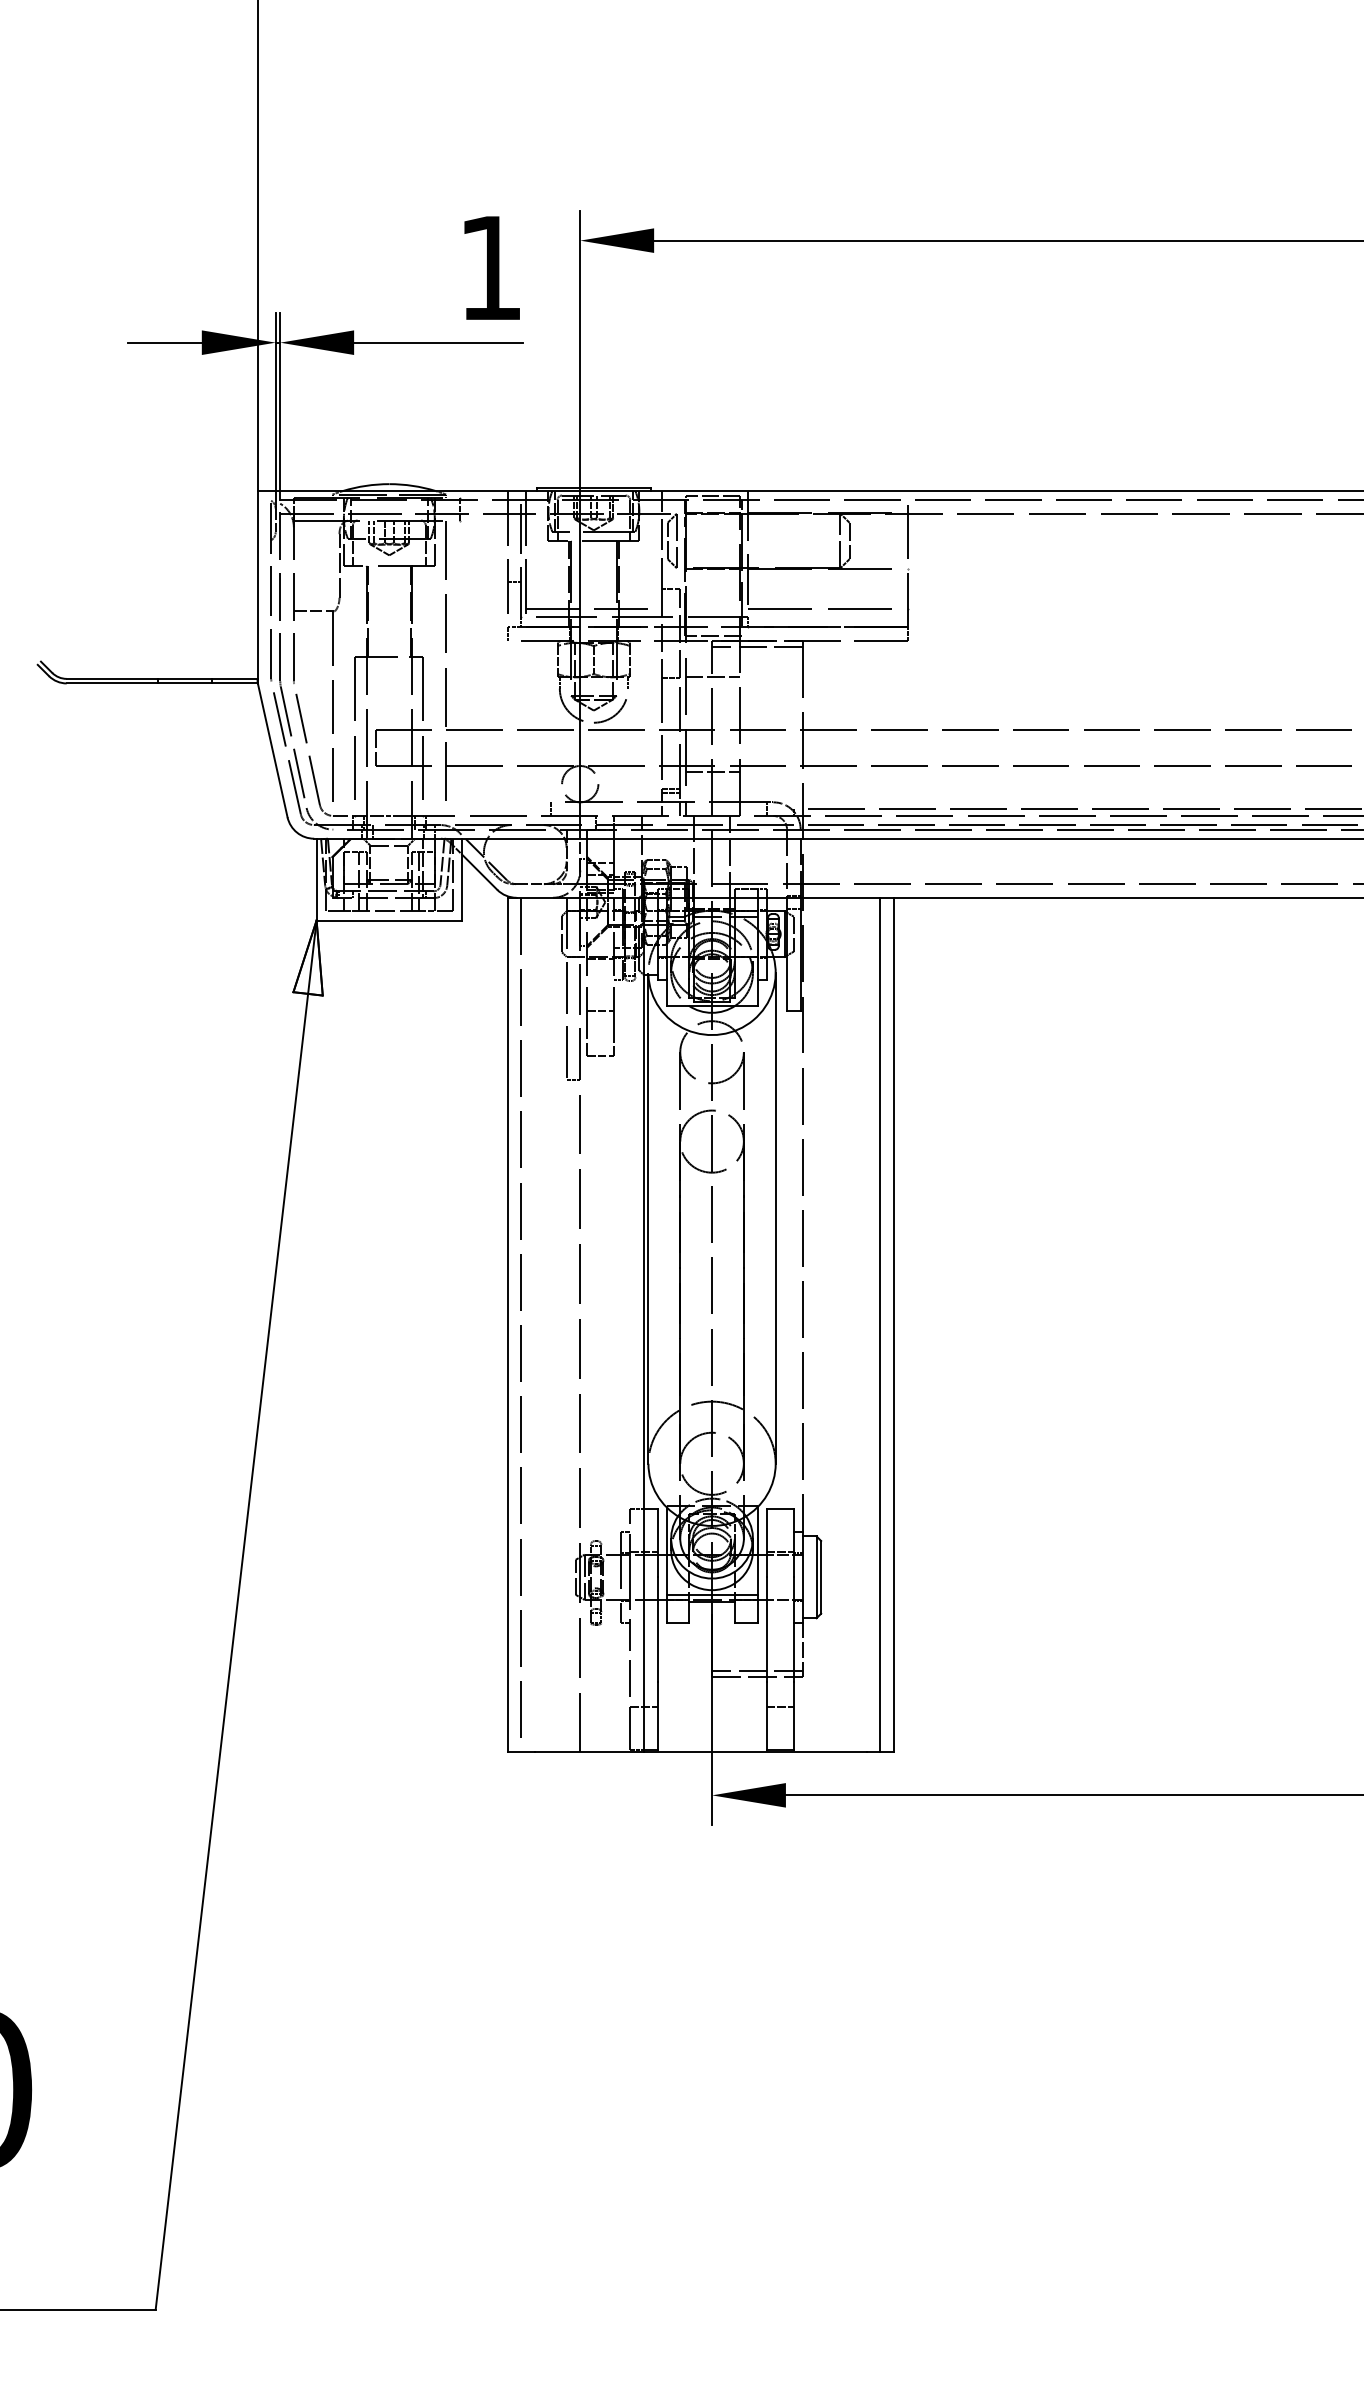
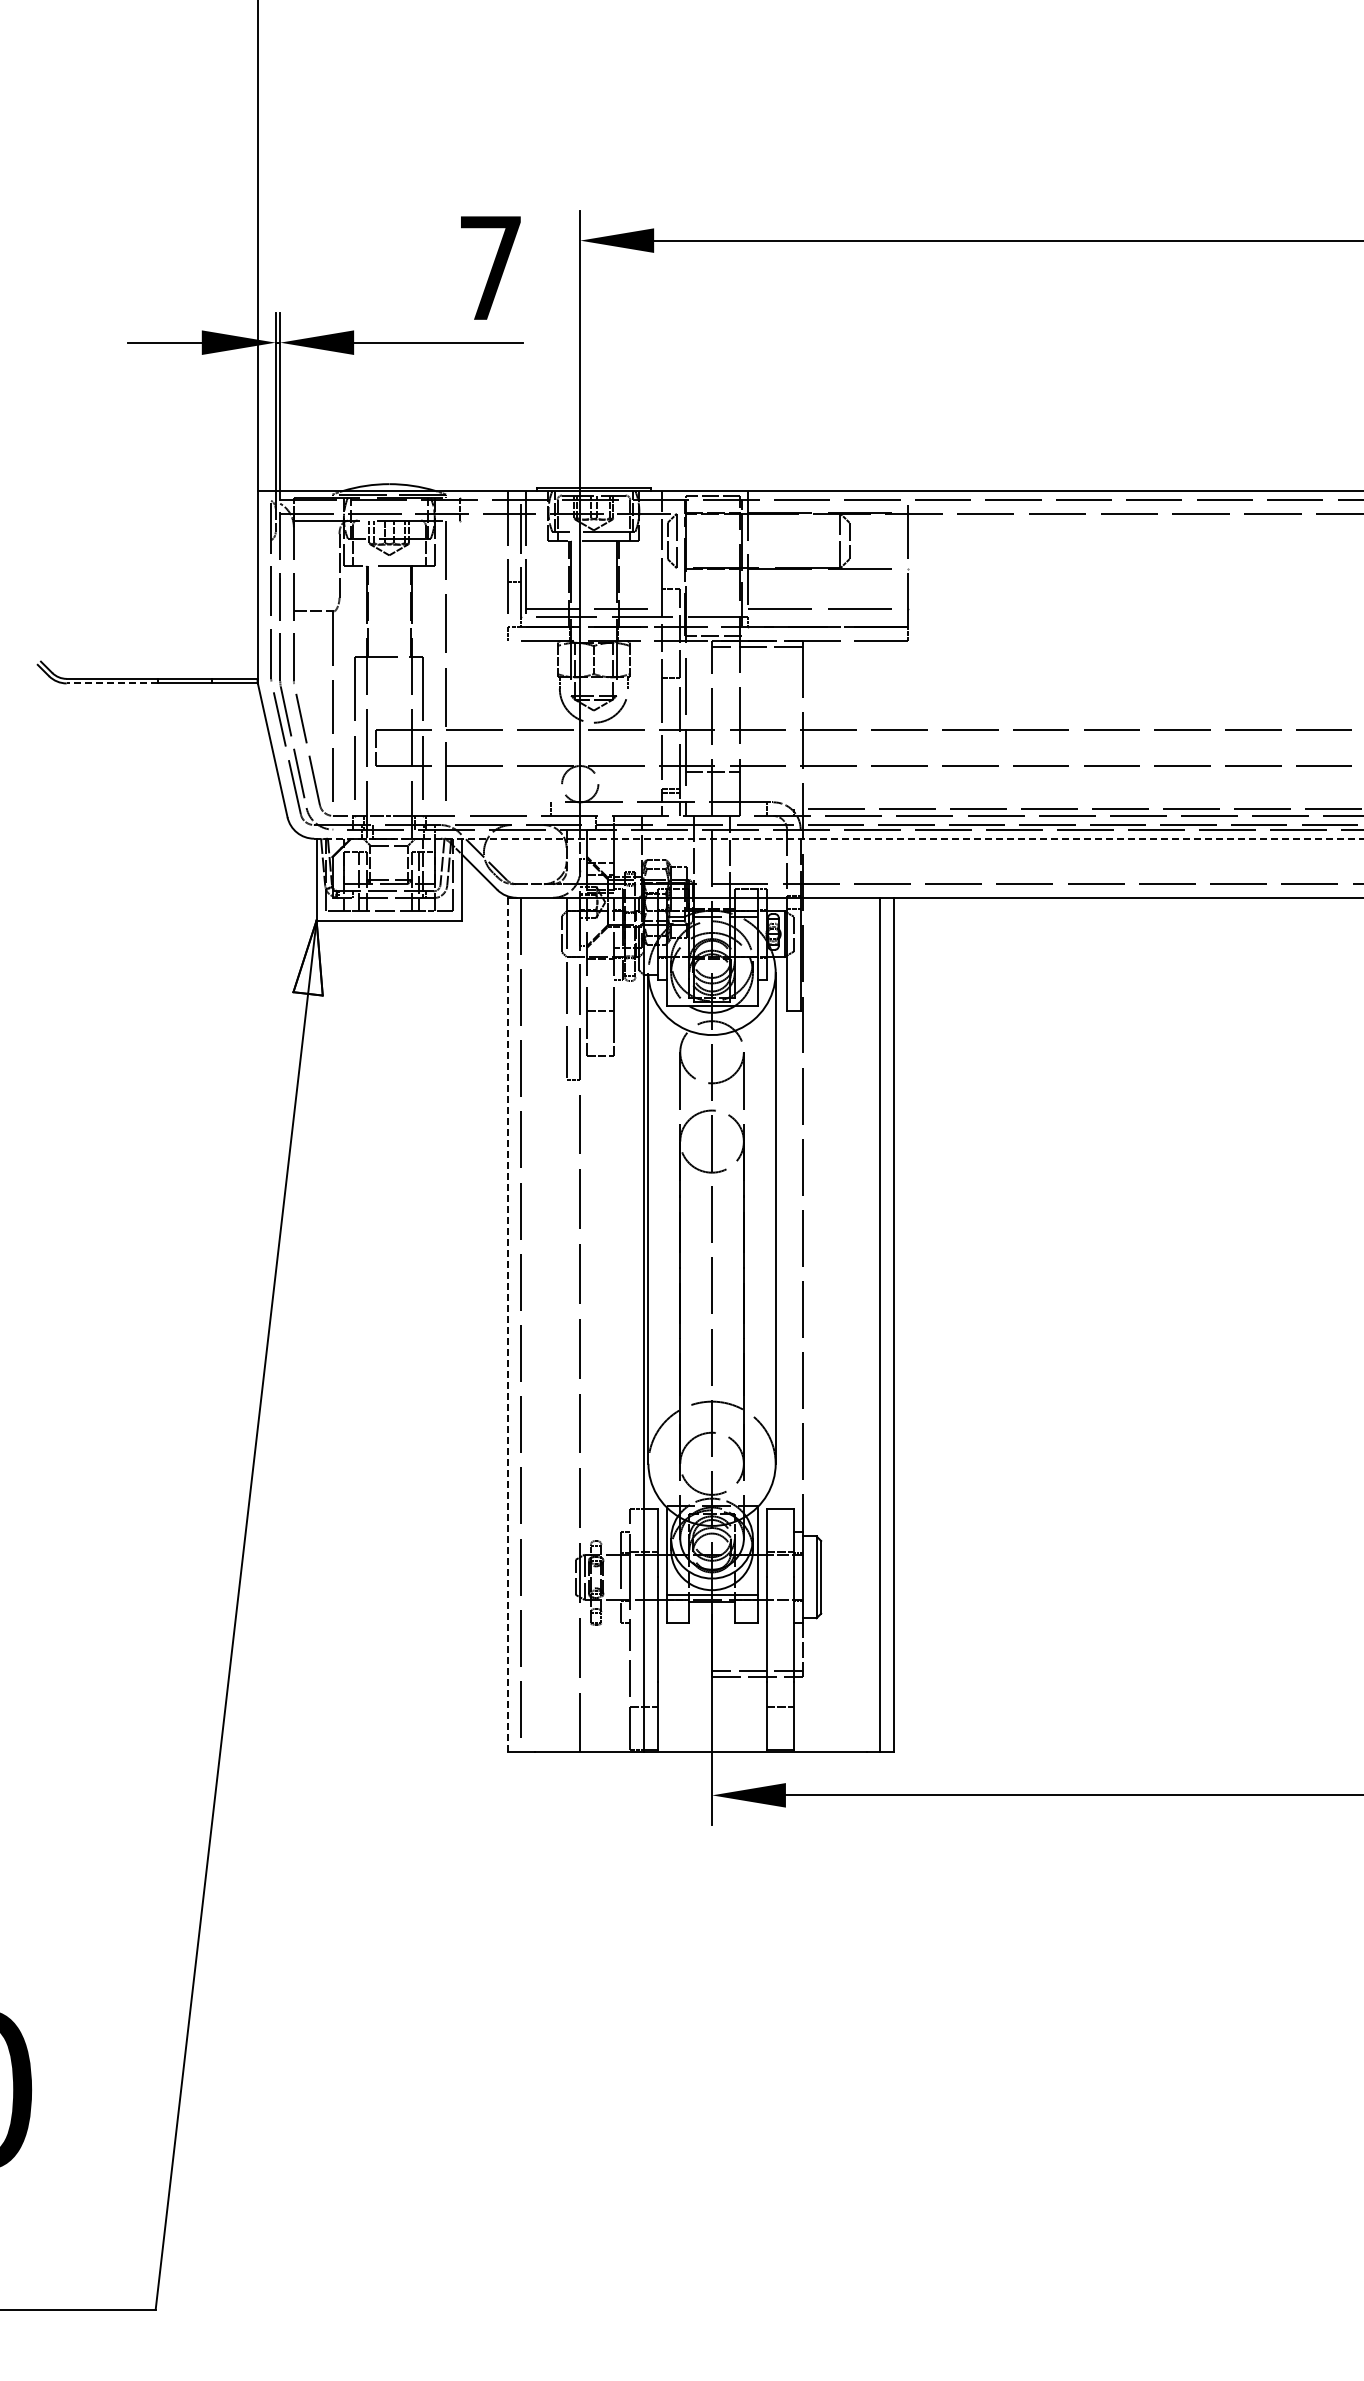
text: 1 -> 7 (490, 267)
line: present -> none (712, 676)
line: solid -> dashed (111, 683)
line: solid -> dashed (838, 838)
line: solid -> dashed (507, 1324)
